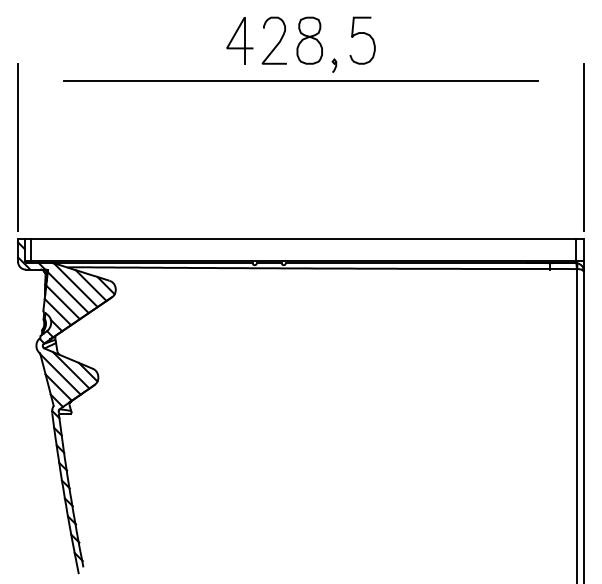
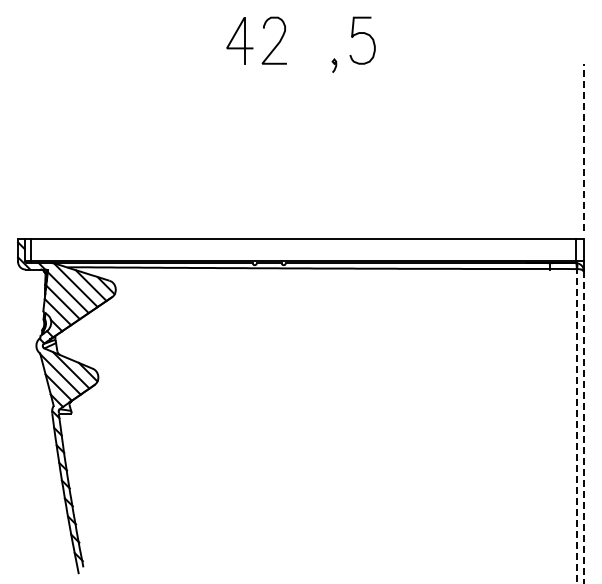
part: present -> none (309, 40)
line: present -> none (300, 80)
line: present -> none (18, 147)
line: solid -> dashed (583, 147)
line: solid -> dashed (577, 425)
line: solid -> dashed (583, 427)
